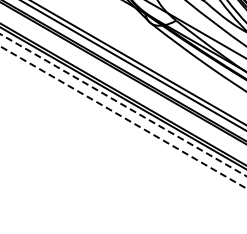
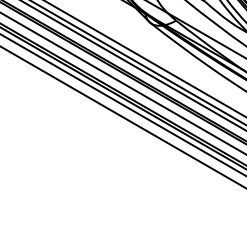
line: none -> present (145, 58)
line: none -> present (122, 83)
line: dashed -> solid (123, 105)
line: dashed -> solid (123, 117)
